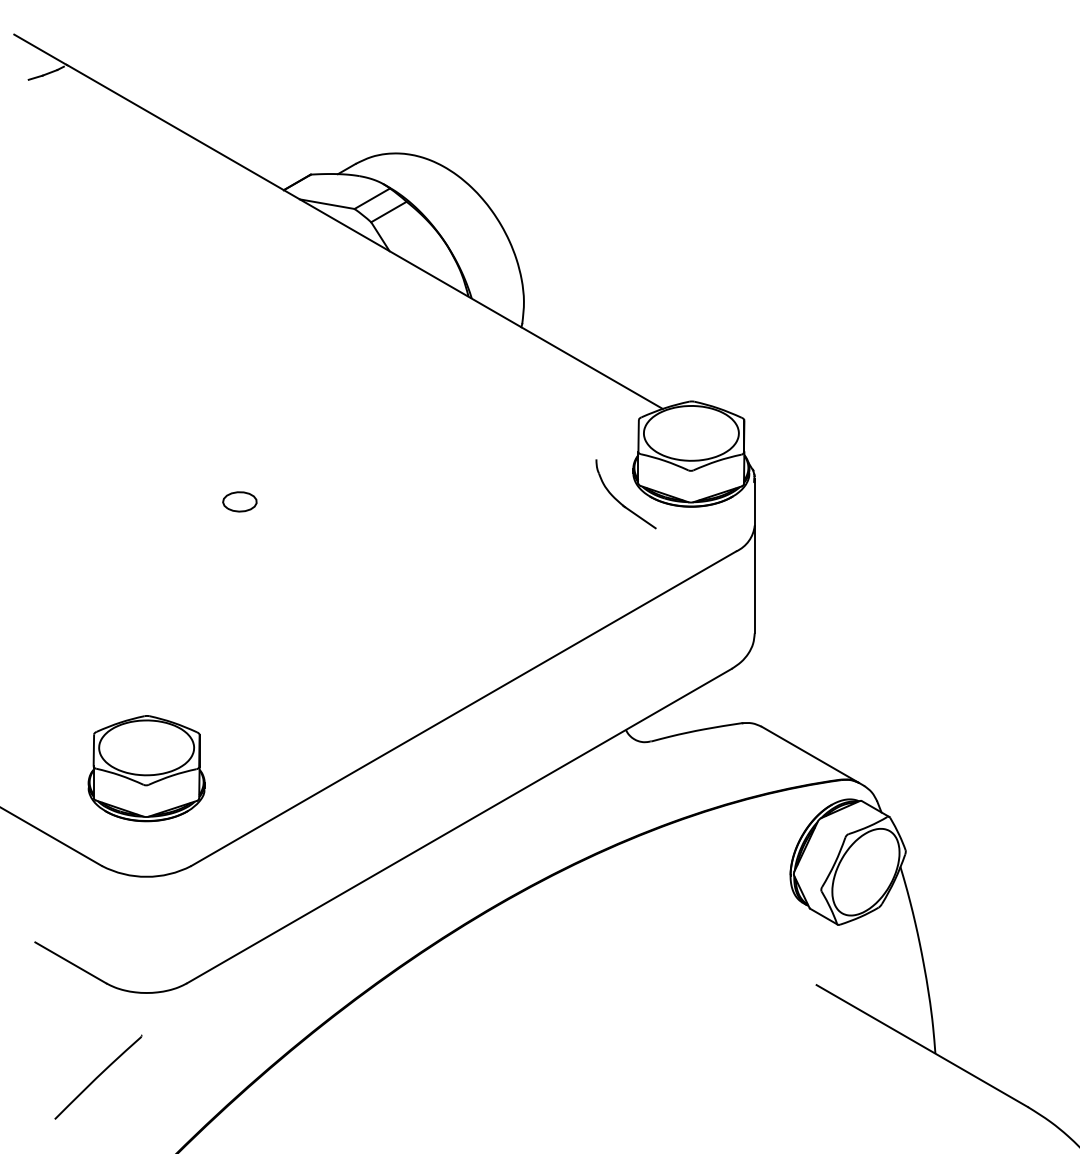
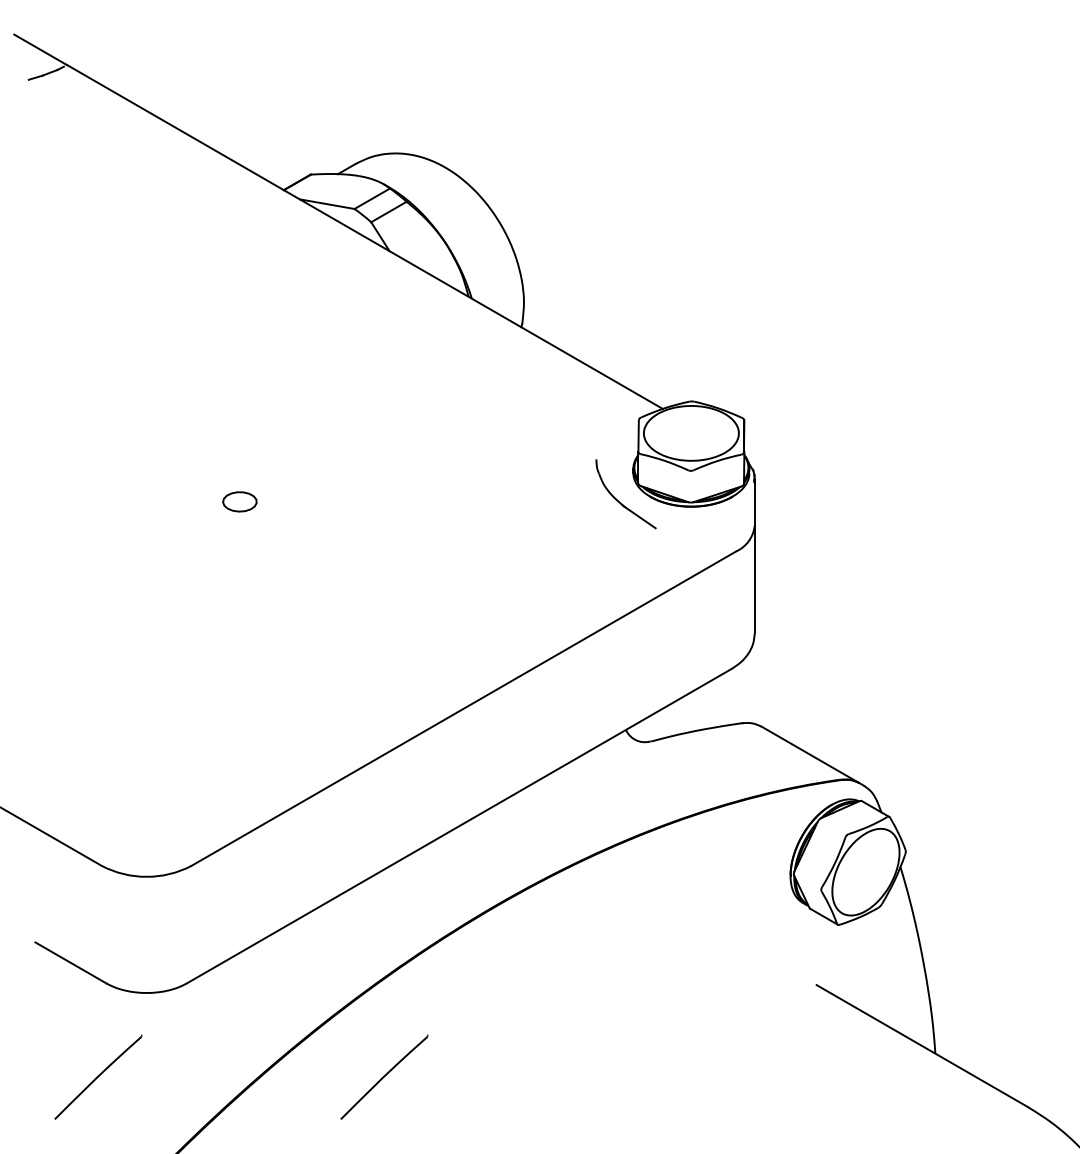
part: present -> none (146, 768)
part: none -> present (384, 1076)
